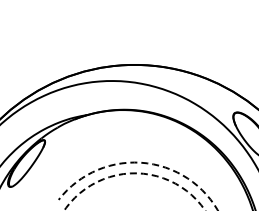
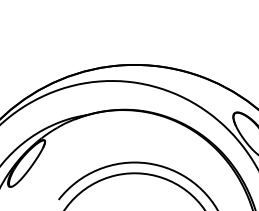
arc: dashed -> solid (140, 162)
arc: dashed -> solid (134, 173)
